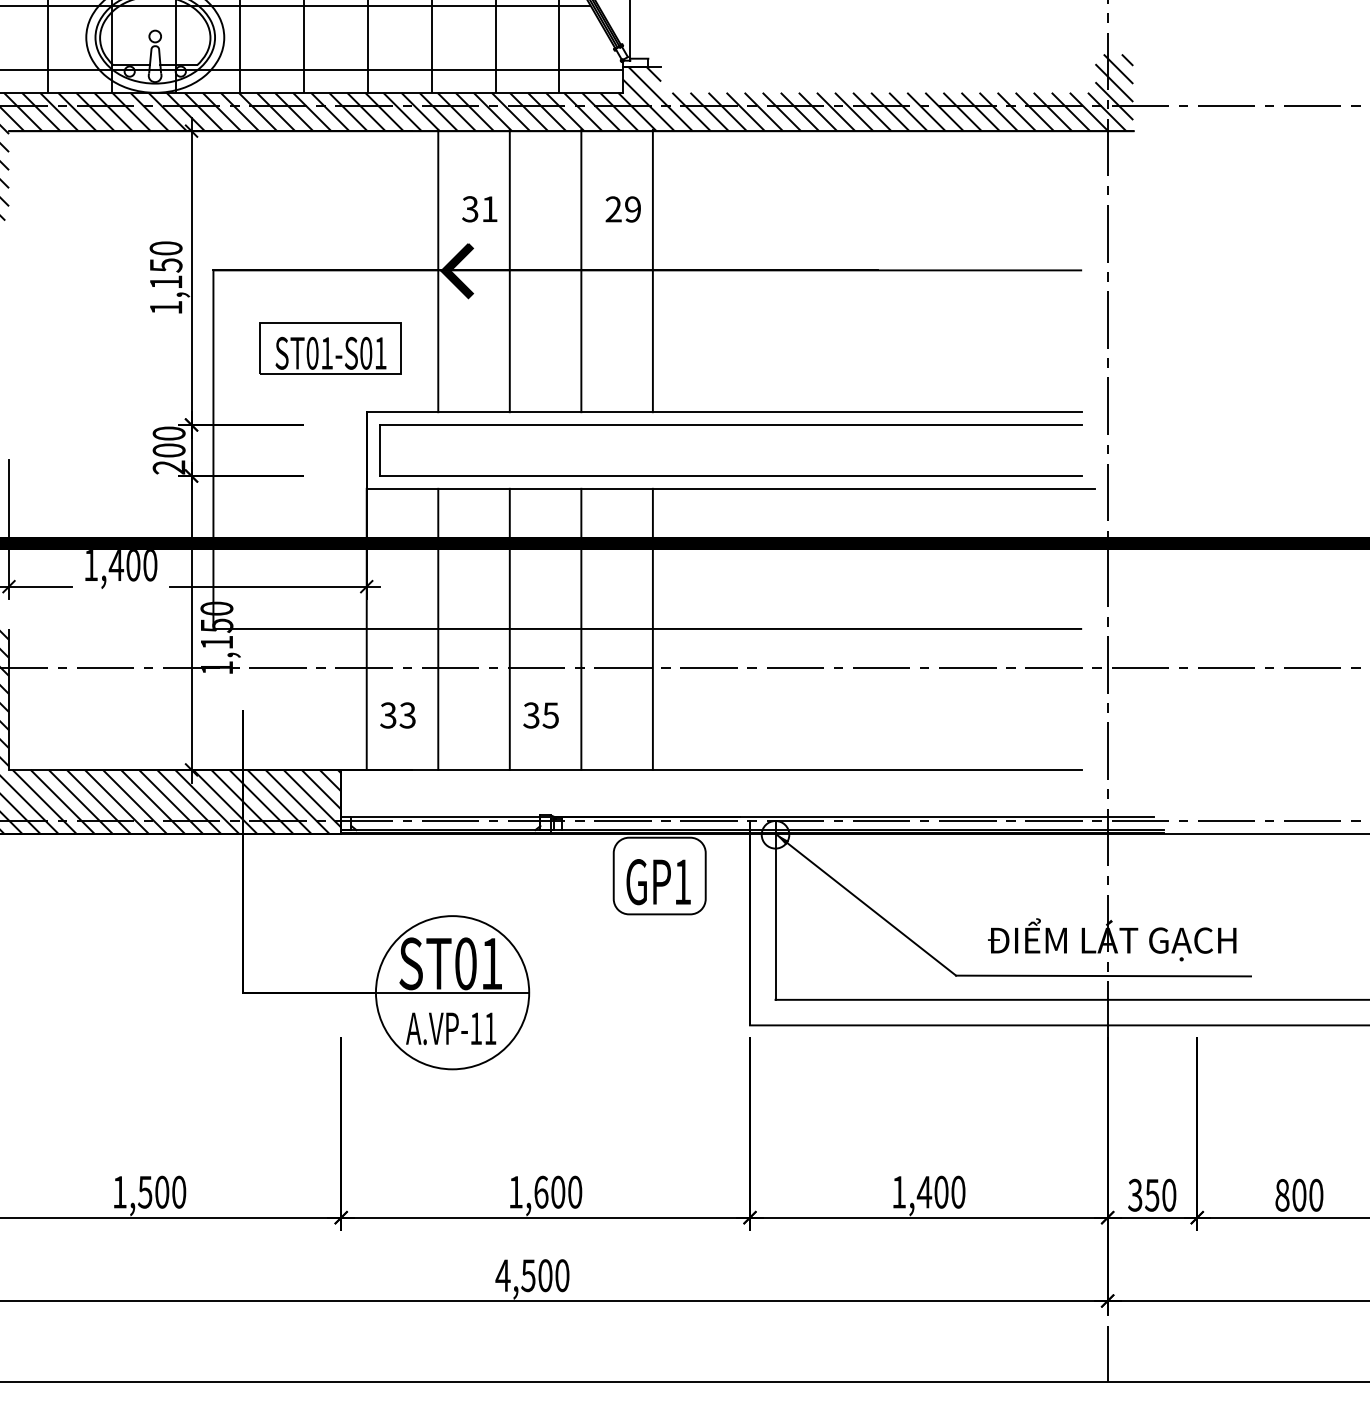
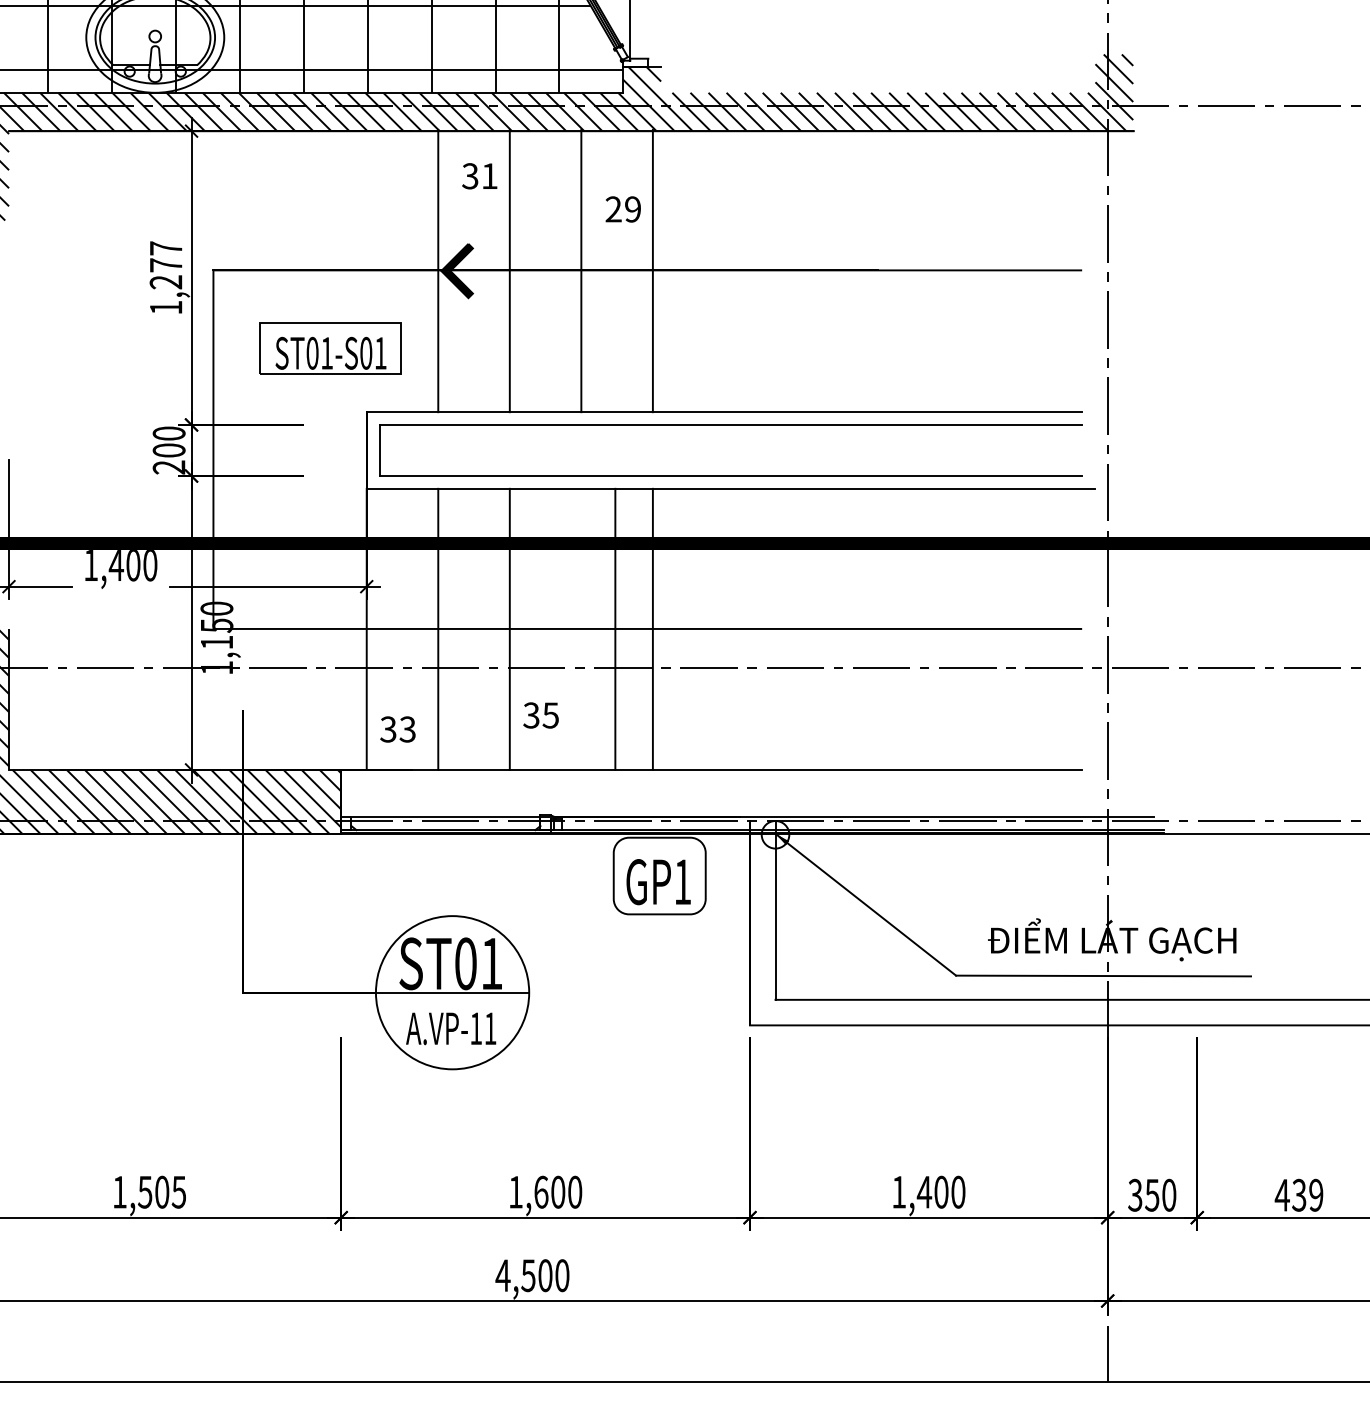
text position: (479, 209) -> (479, 176) (479, 176)
text: 1,150 -> 1,277 (165, 265)
line position: (581, 628) -> (615, 628) (615, 628)
text position: (397, 715) -> (397, 729) (397, 729)
text: 1,500 -> 1,505 (178, 1191)
text: 800 -> 439 (1298, 1195)
